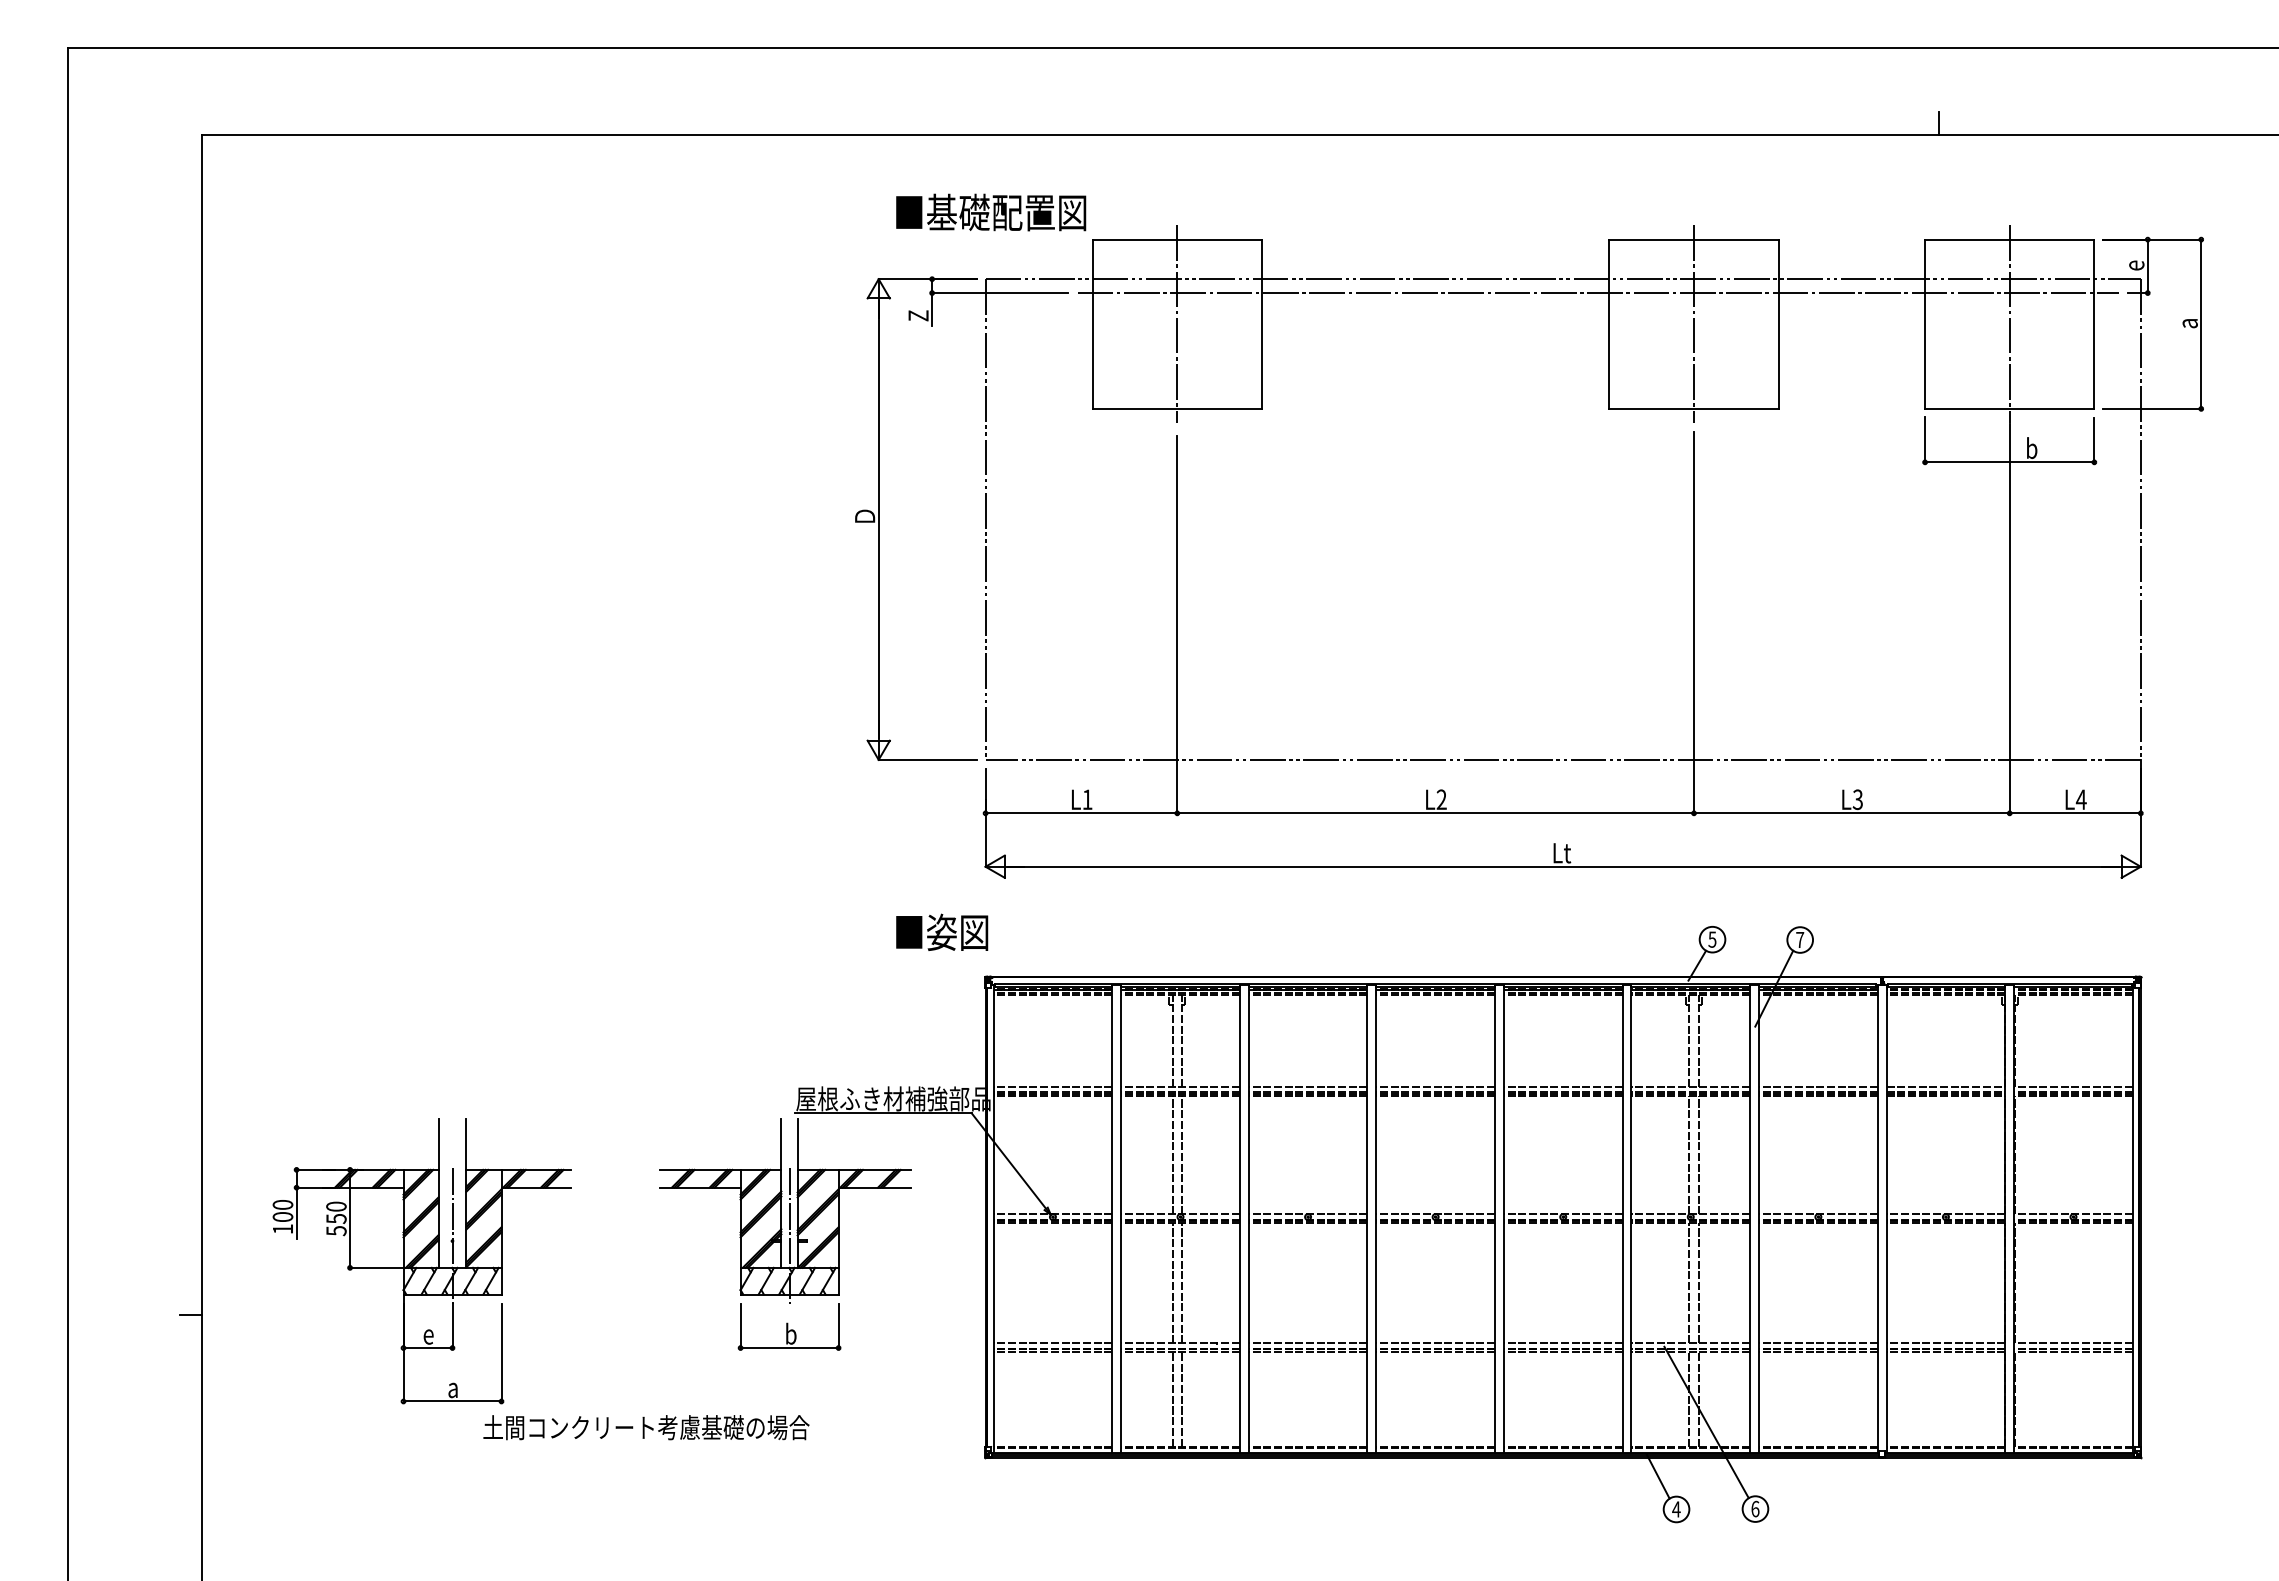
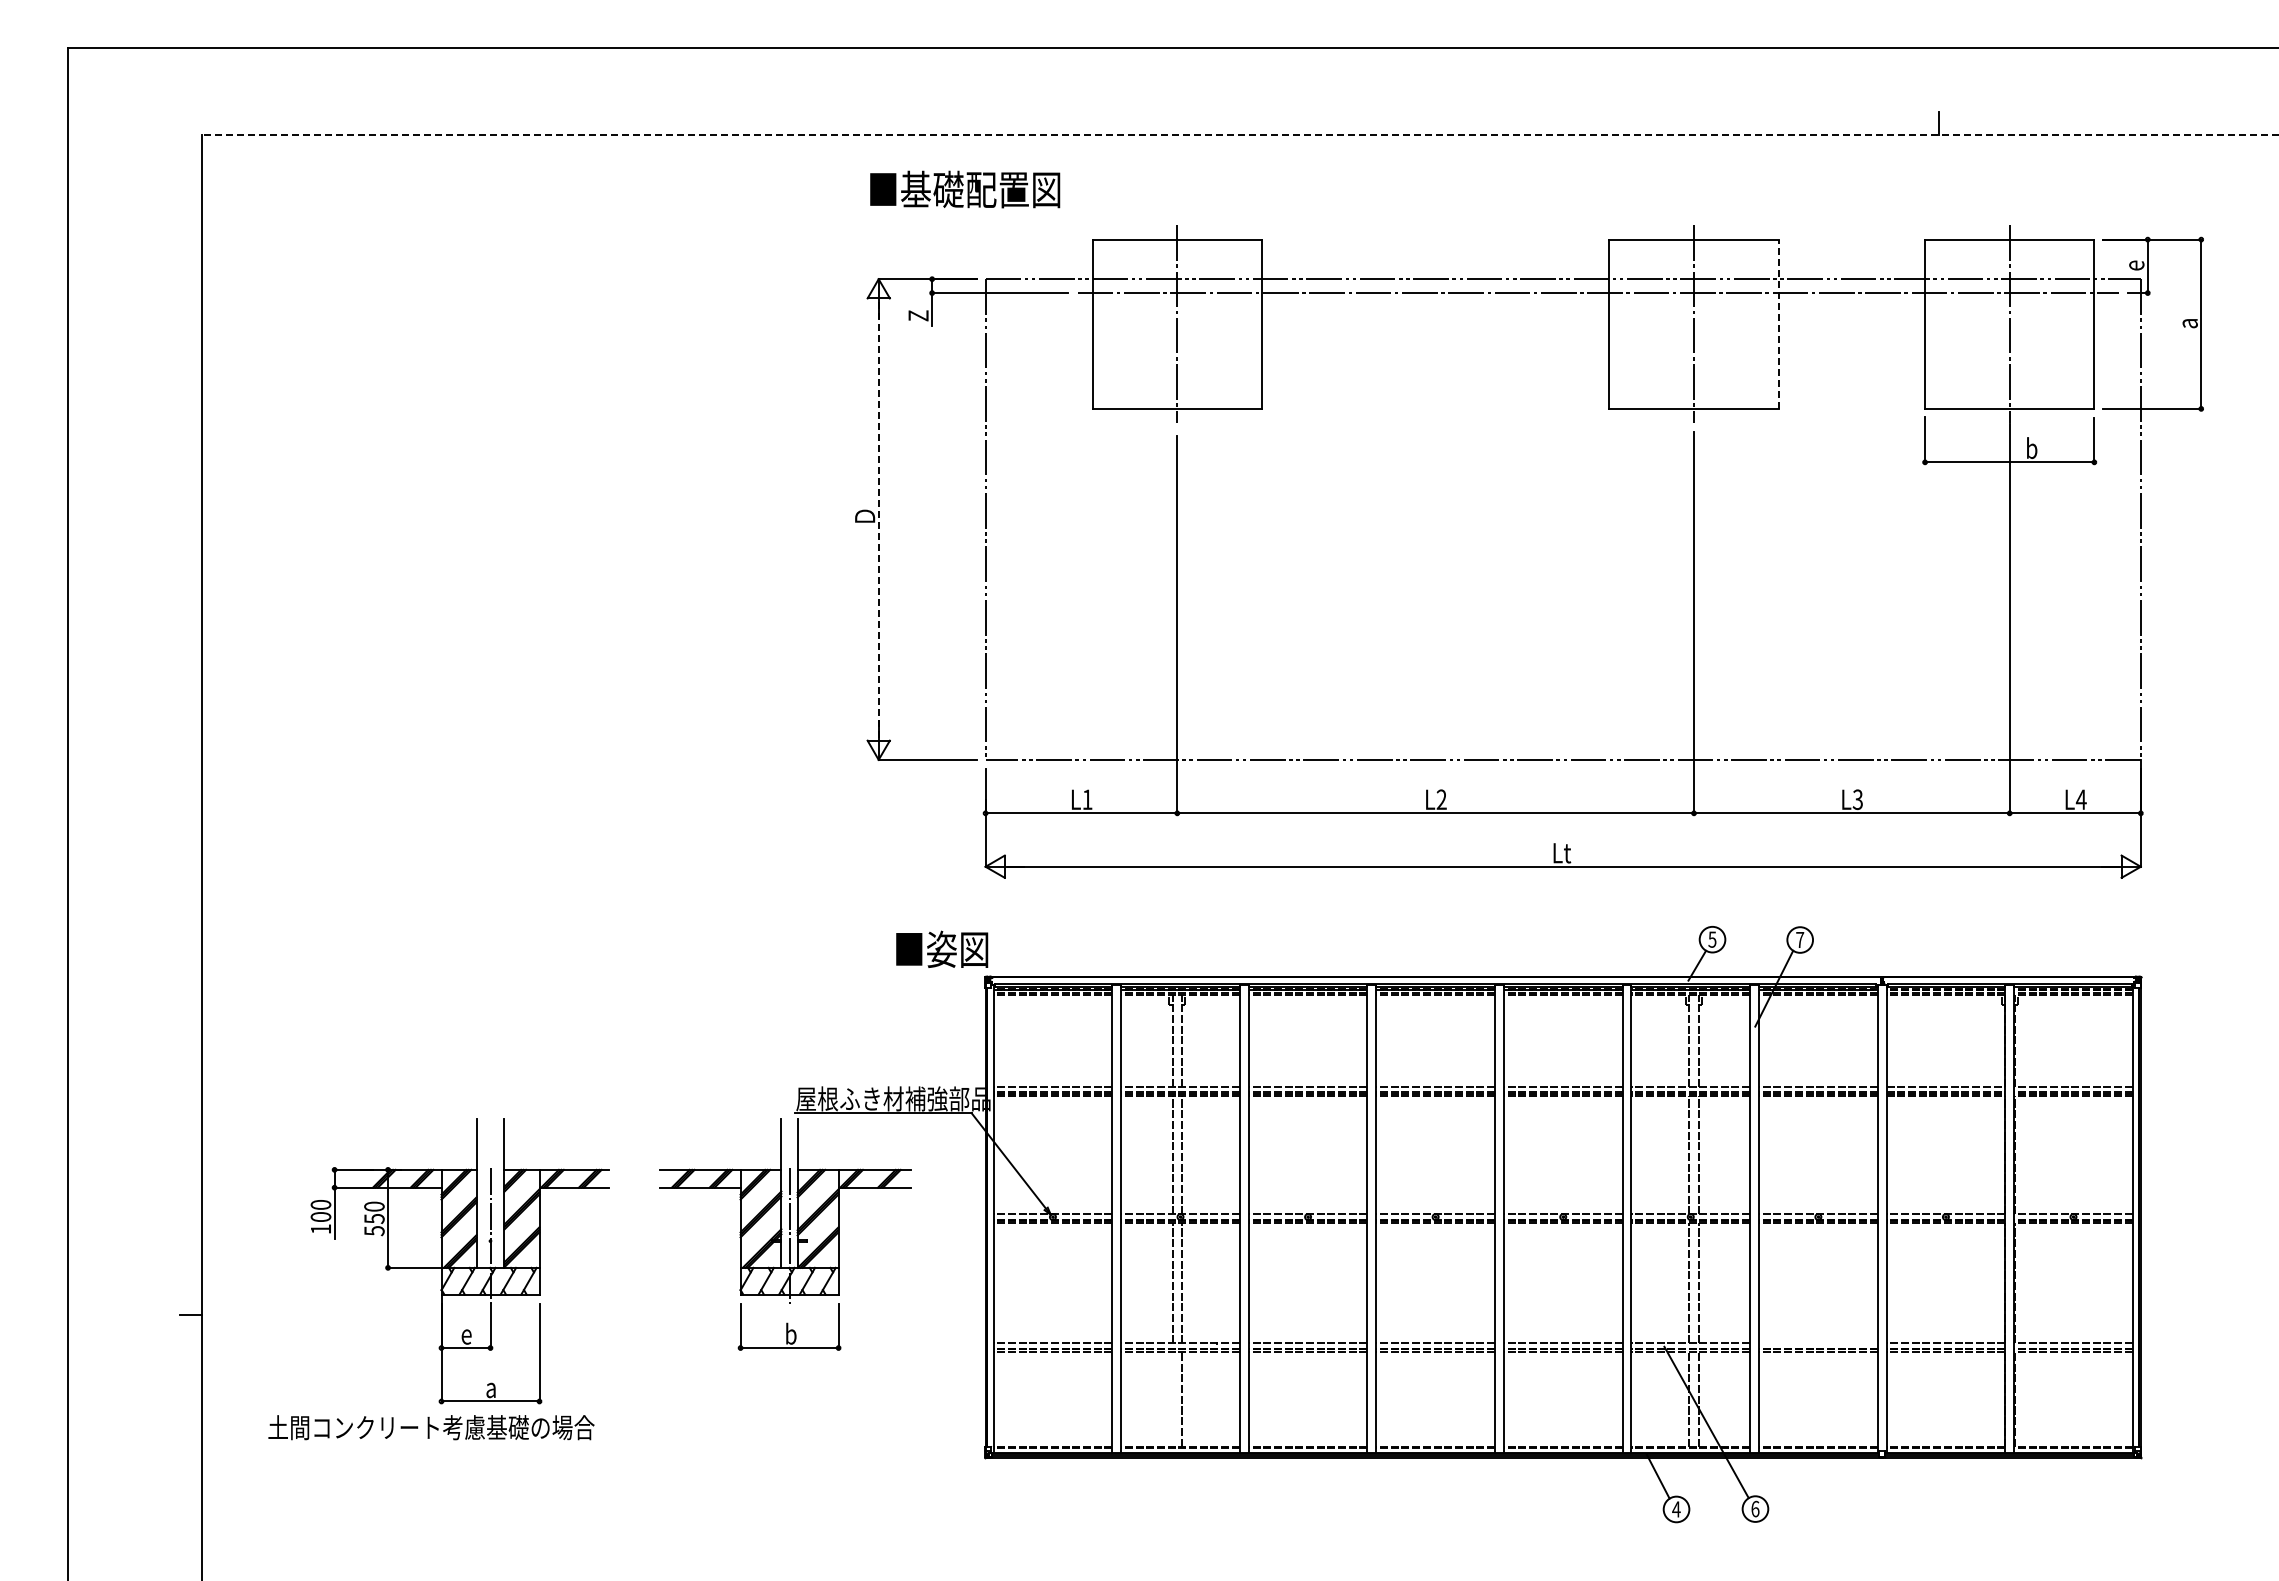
line: solid -> dashed (1239, 134)
text position: (991, 212) -> (965, 189) (965, 189)
line: solid -> dashed (1778, 324)
line: solid -> dashed (878, 519)
text position: (942, 931) -> (942, 948) (942, 948)
part position: (421, 1261) -> (459, 1261) (459, 1261)
line: present -> none (1818, 1343)
line: present -> none (1172, 1398)
text position: (646, 1427) -> (431, 1427) (431, 1427)
